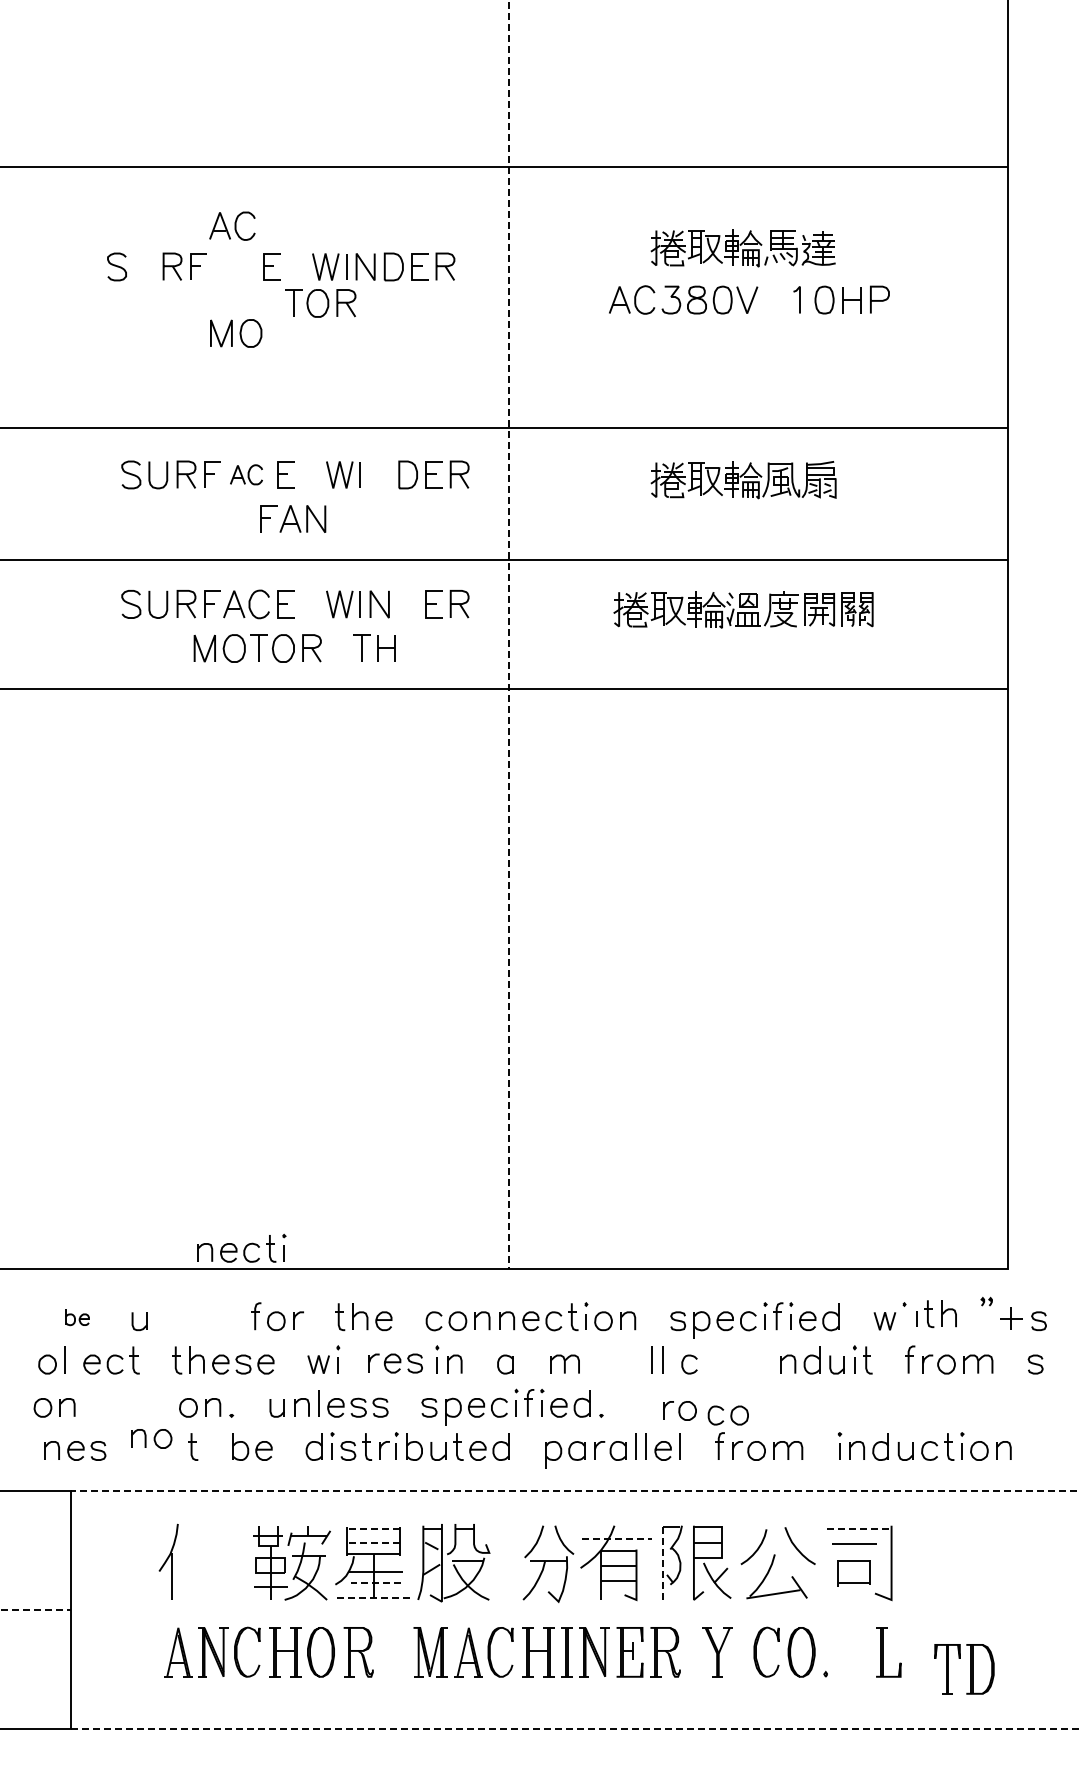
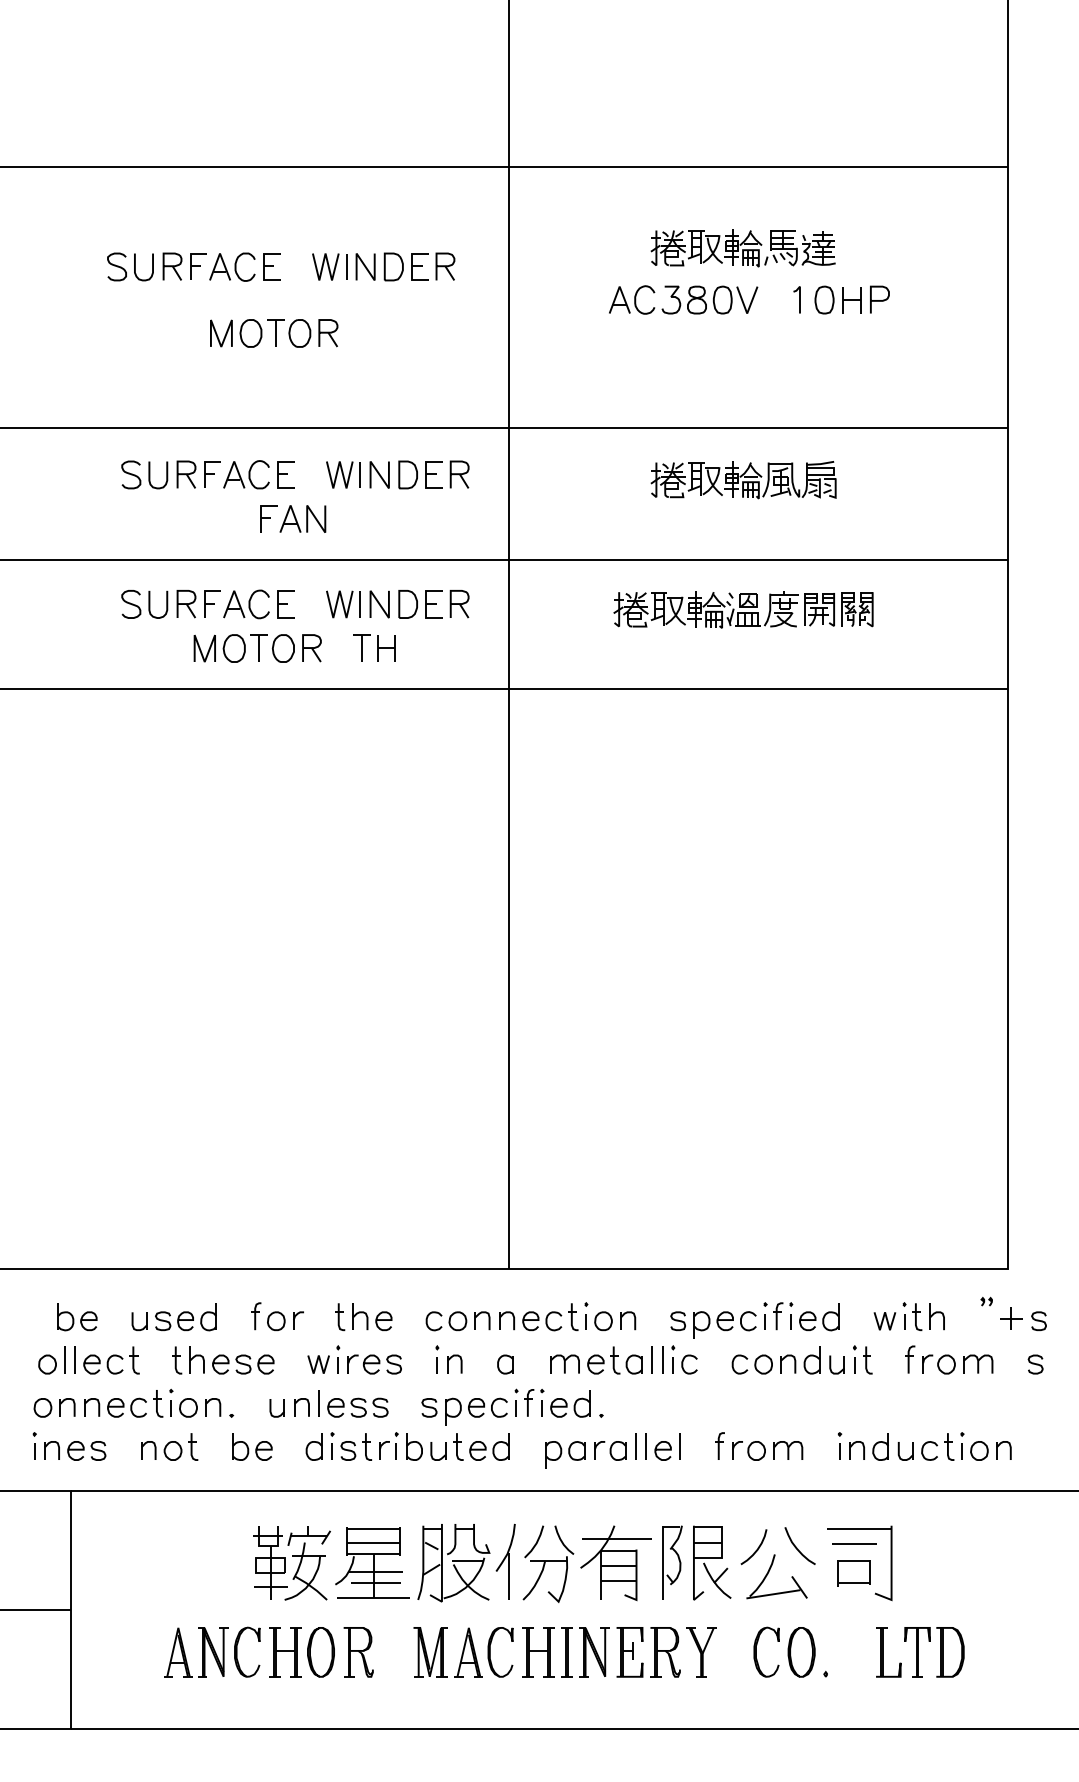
part position: (232, 225) -> (232, 266) (232, 266)
curve: none -> present (135, 267)
part position: (320, 303) -> (302, 333) (302, 333)
part size: 33x22 px -> 47x30 px (246, 474)
line: none -> present (379, 474)
part: none -> present (407, 604)
line: dashed -> solid (509, 634)
part position: (241, 1247) -> (128, 1402) (128, 1402)
part position: (936, 1314) -> (924, 1317) (924, 1317)
part size: 25x18 px -> 41x29 px (77, 1317)
part: none -> present (185, 1317)
line: none -> present (74, 1359)
part: none -> present (673, 1359)
part: none -> present (614, 1360)
part position: (395, 1363) -> (374, 1364) (374, 1364)
part: present -> none (679, 1410)
part position: (727, 1415) -> (751, 1364) (751, 1364)
part position: (151, 1438) -> (161, 1450) (161, 1450)
part: none -> present (34, 1445)
line: dashed -> solid (574, 1490)
line: dashed -> solid (372, 1529)
line: dashed -> solid (860, 1529)
line: dashed -> solid (618, 1539)
line: dashed -> solid (372, 1542)
part position: (168, 1561) -> (505, 1561) (505, 1561)
line: dashed -> solid (663, 1562)
line: dashed -> solid (375, 1583)
line: dashed -> solid (374, 1598)
line: dashed -> solid (36, 1609)
part position: (717, 1652) -> (701, 1652) (701, 1652)
part position: (964, 1669) -> (934, 1652) (934, 1652)
line: dashed -> solid (575, 1728)
